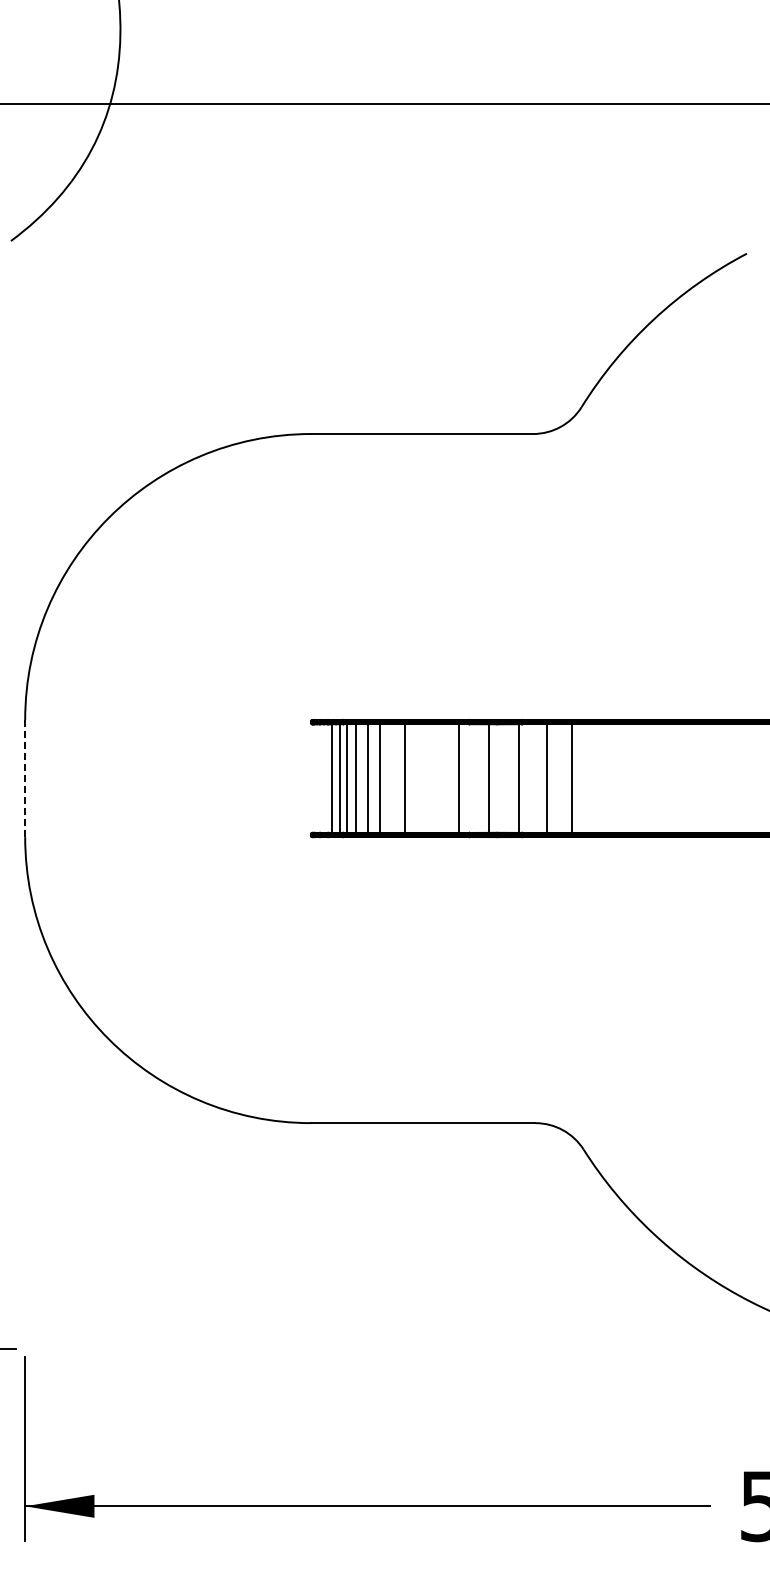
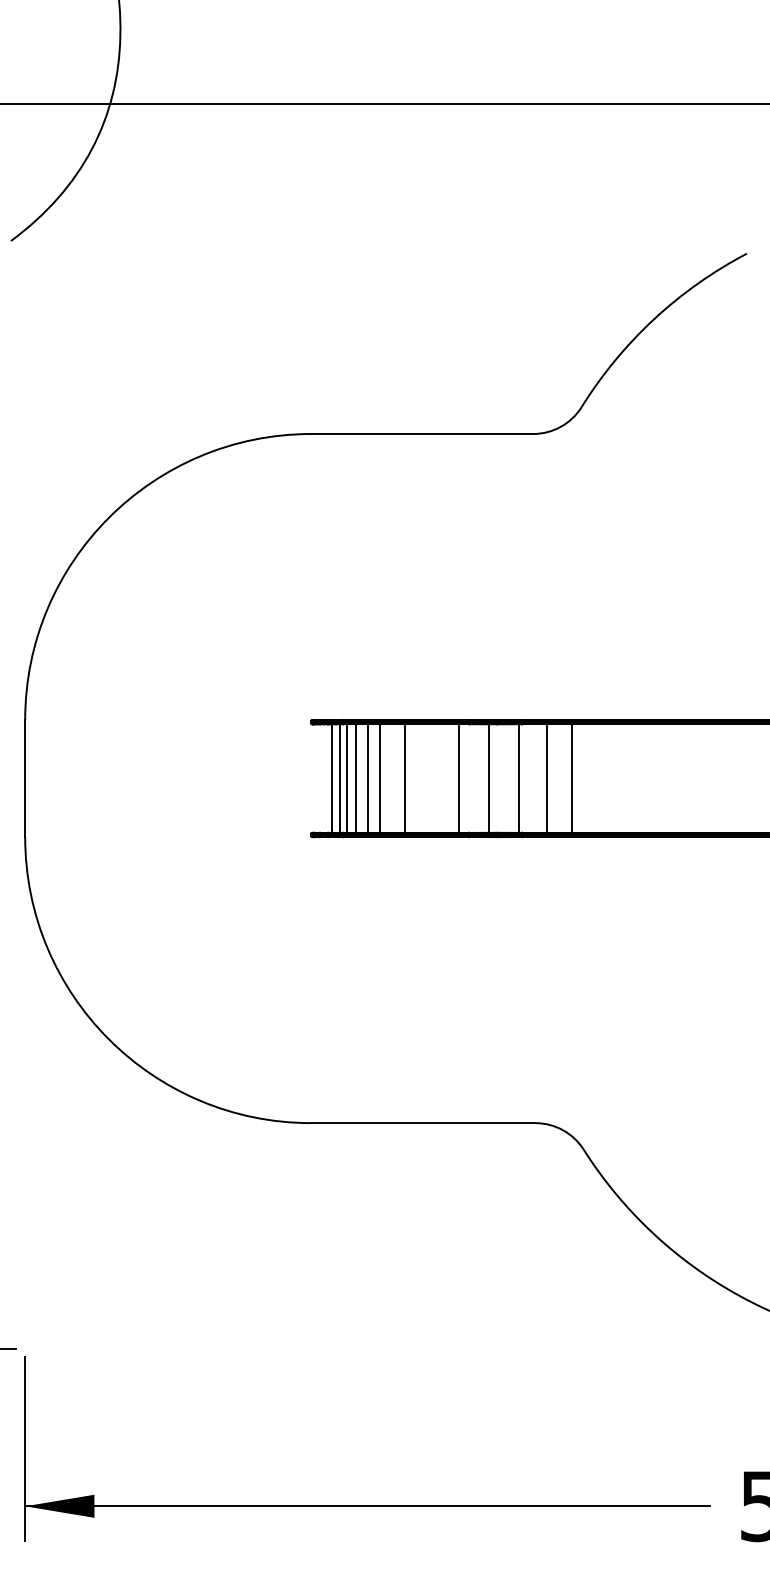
line: dashed -> solid (25, 778)
